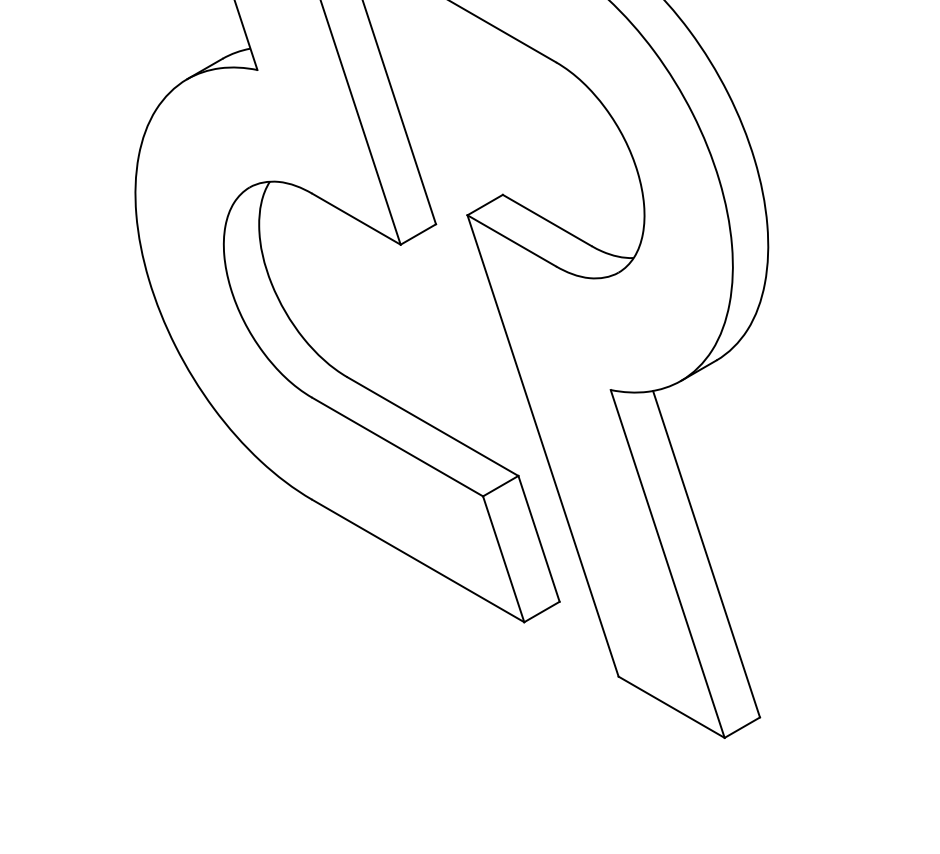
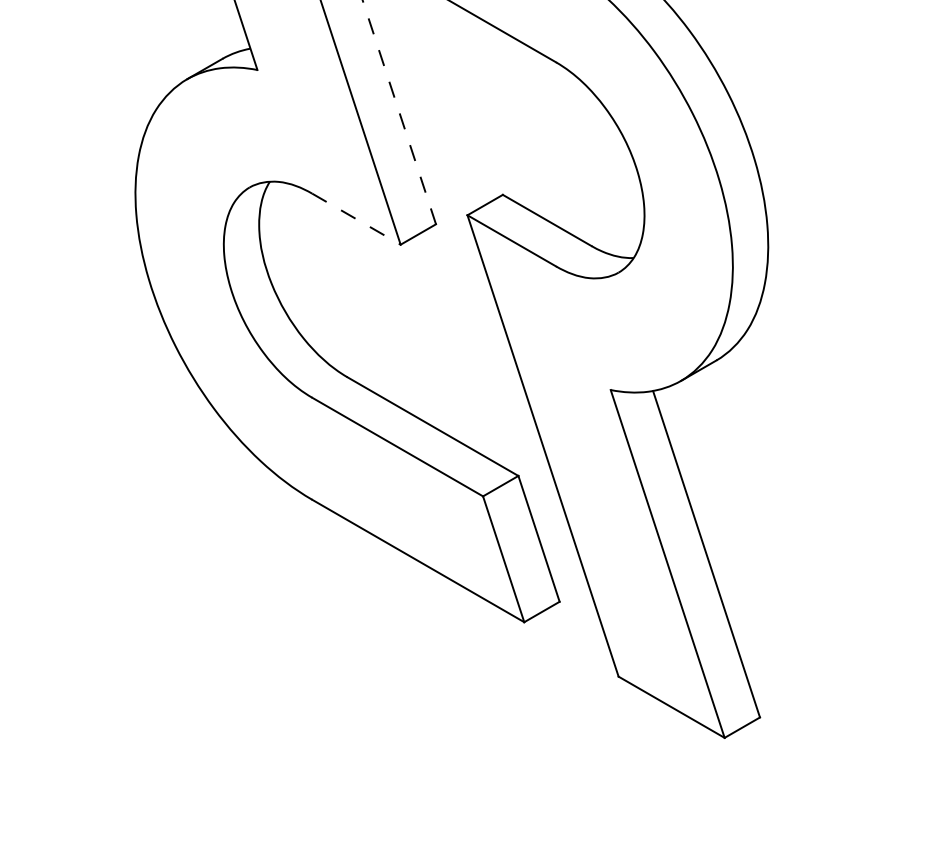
line: solid -> dashed (399, 112)
line: solid -> dashed (356, 219)
